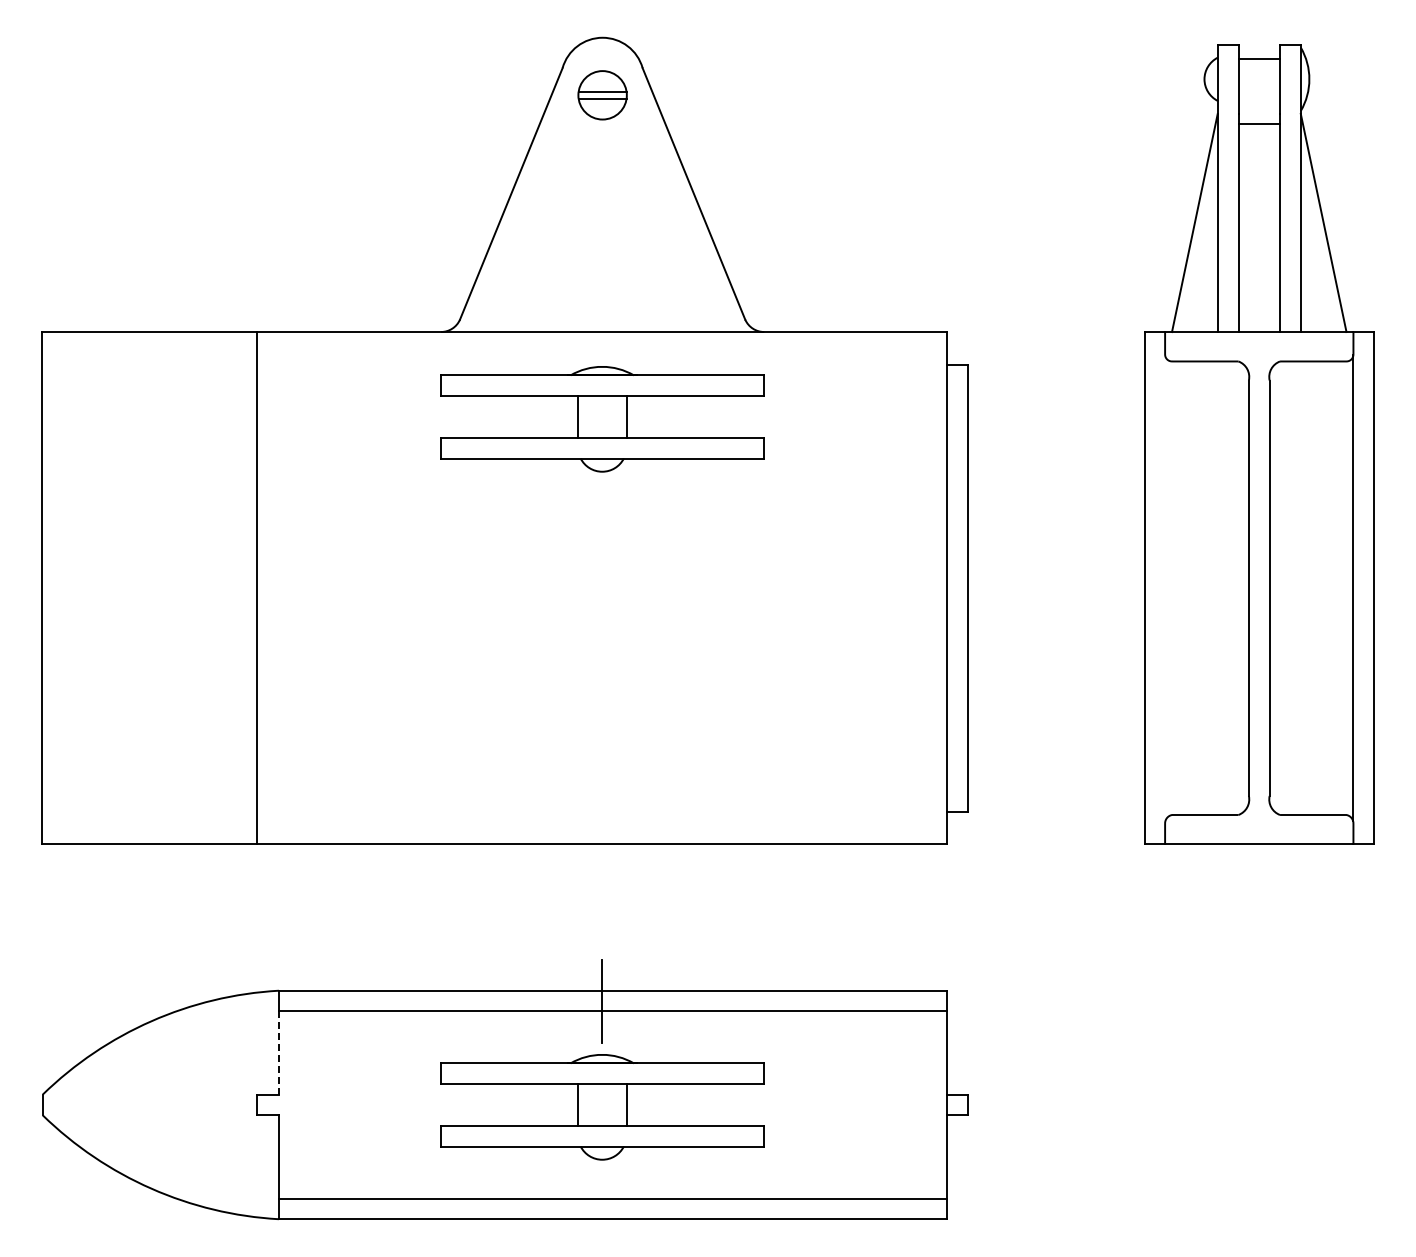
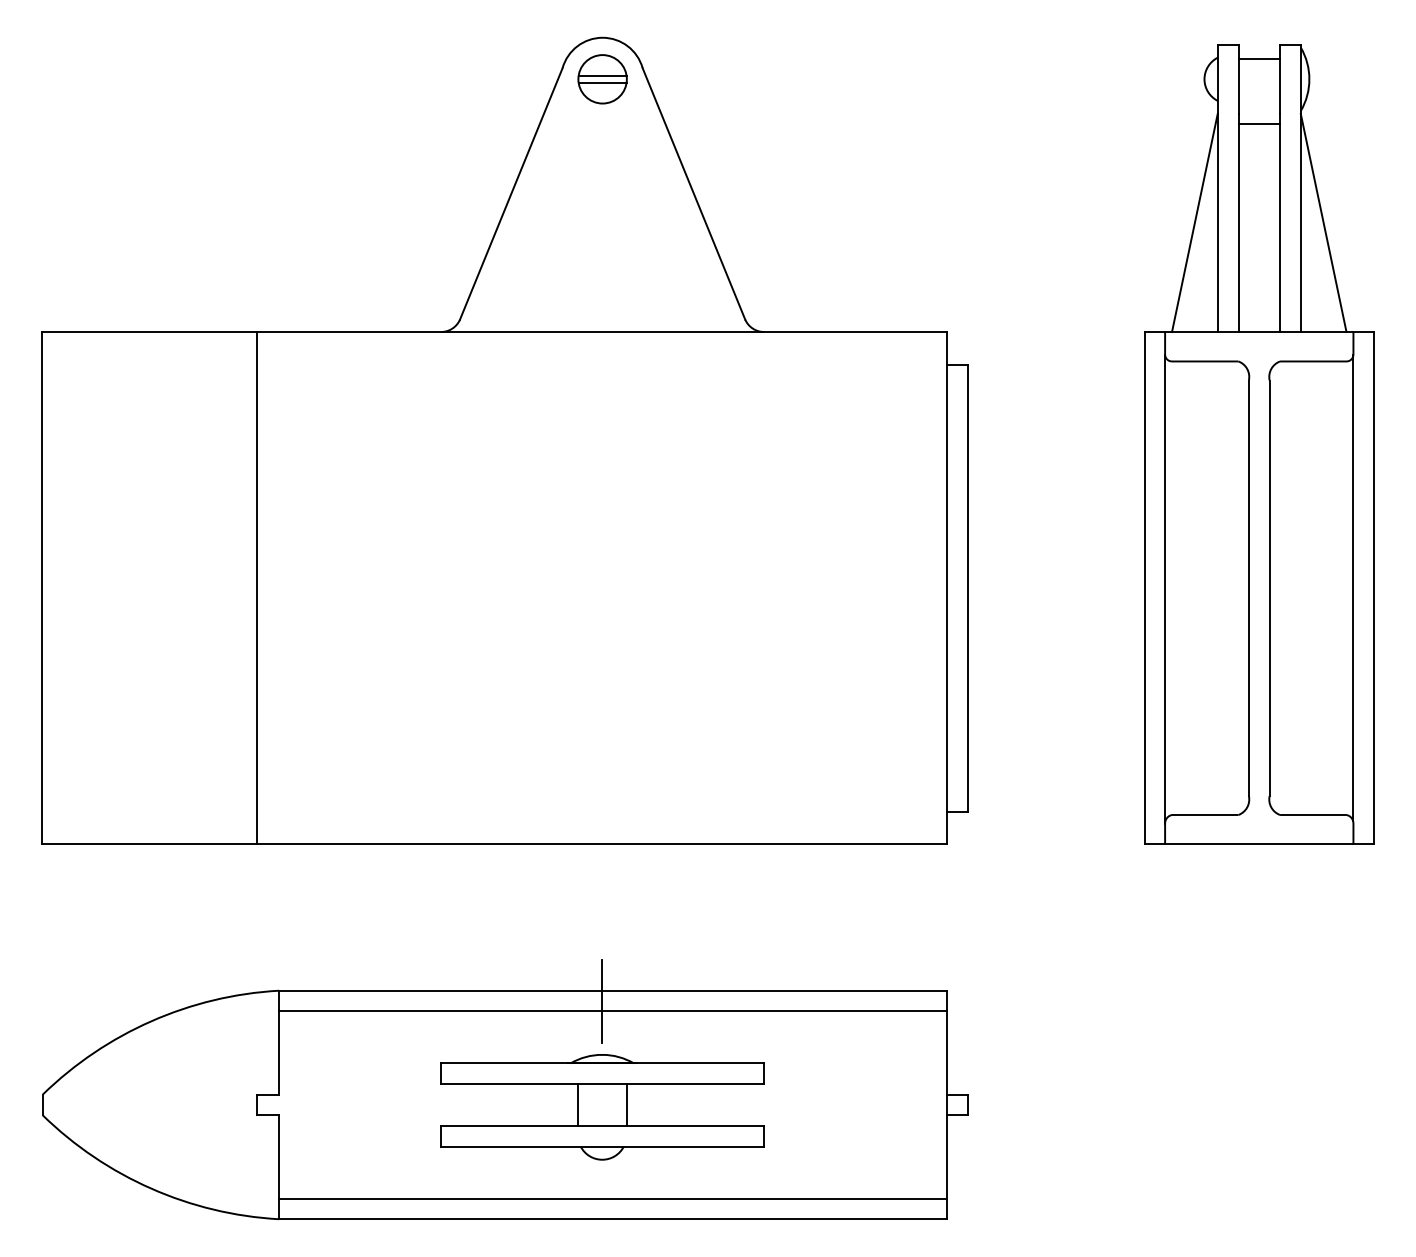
part position: (602, 95) -> (602, 79) (602, 79)
part: present -> none (602, 419)
line: none -> present (1165, 588)
line: dashed -> solid (278, 1052)
